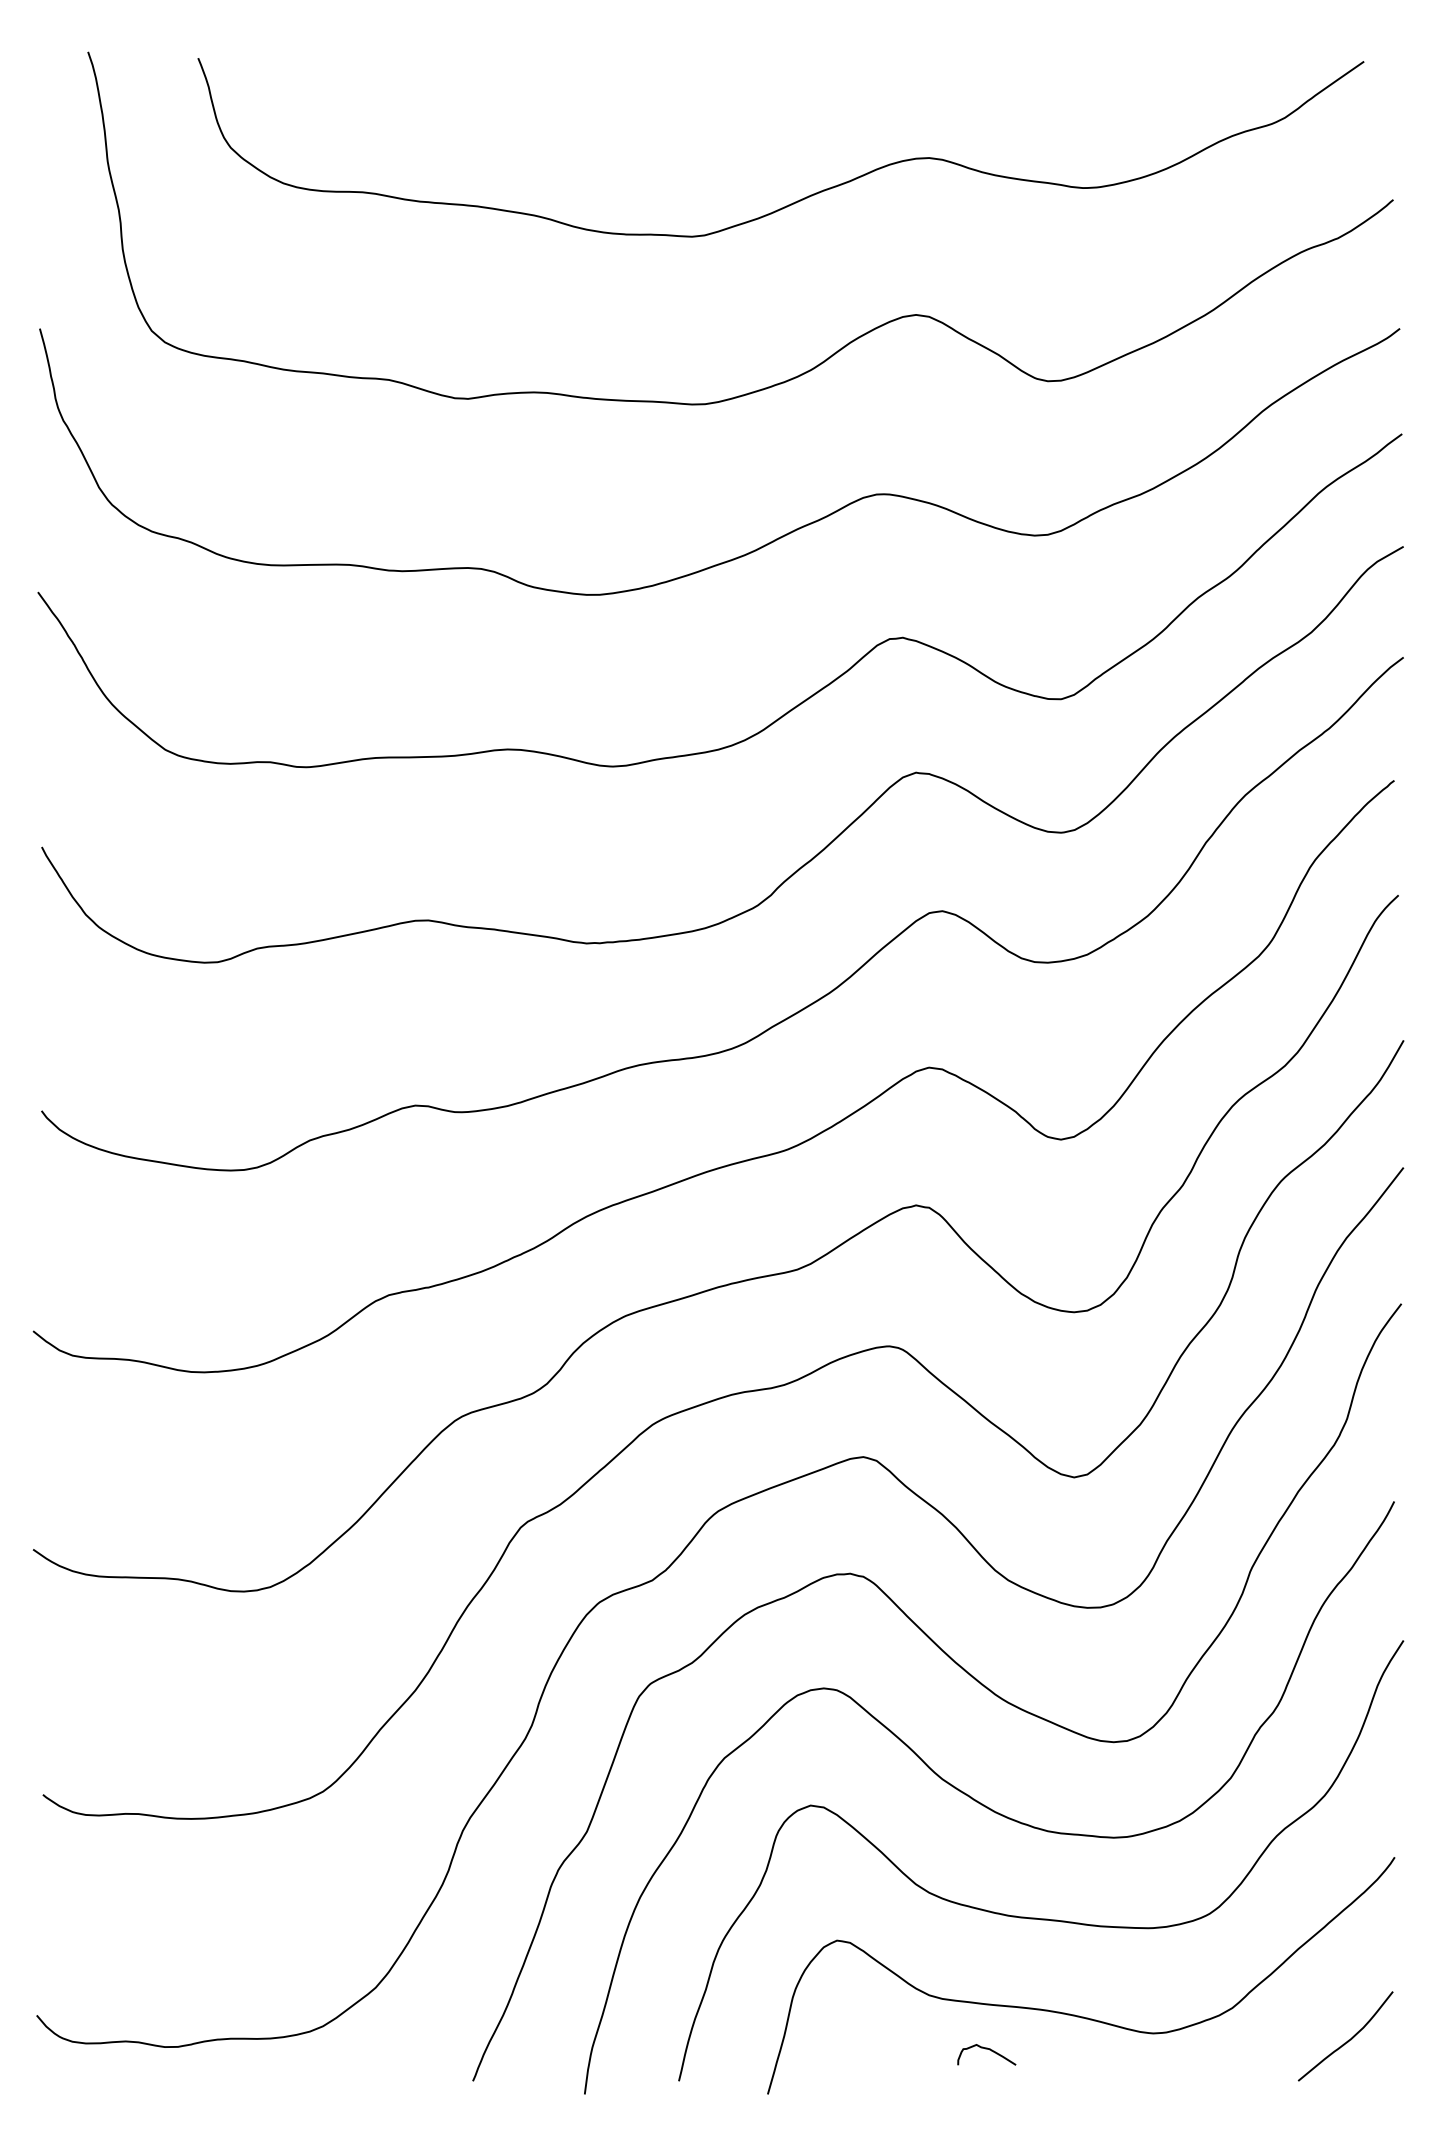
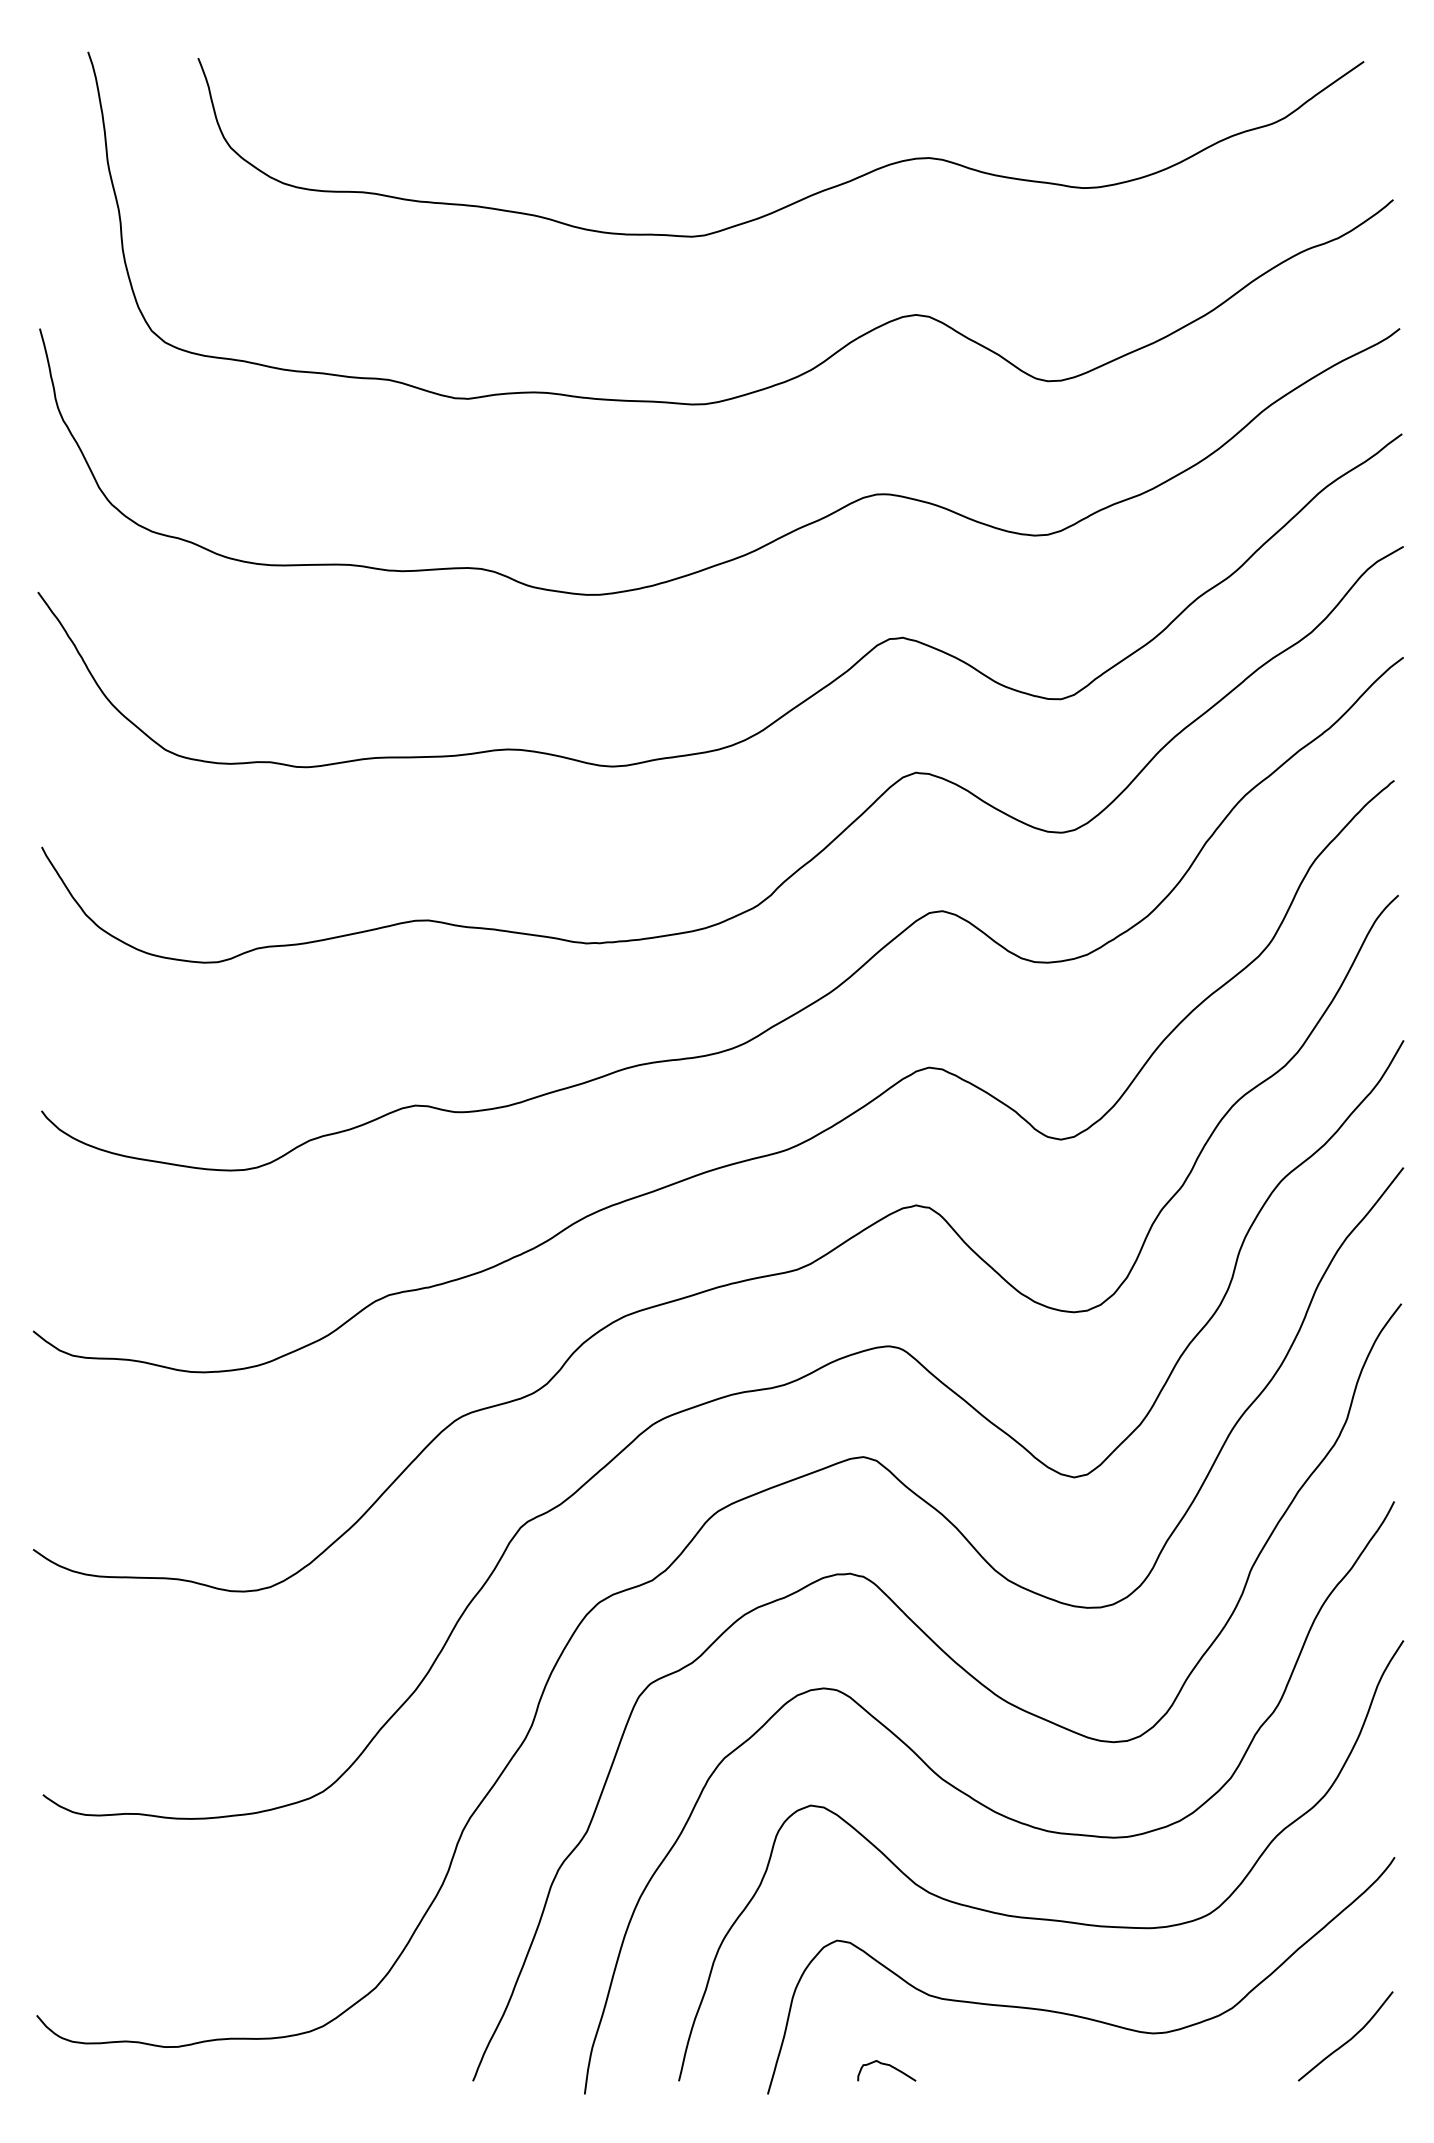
curve position: (986, 2049) -> (886, 2065) (886, 2065)
